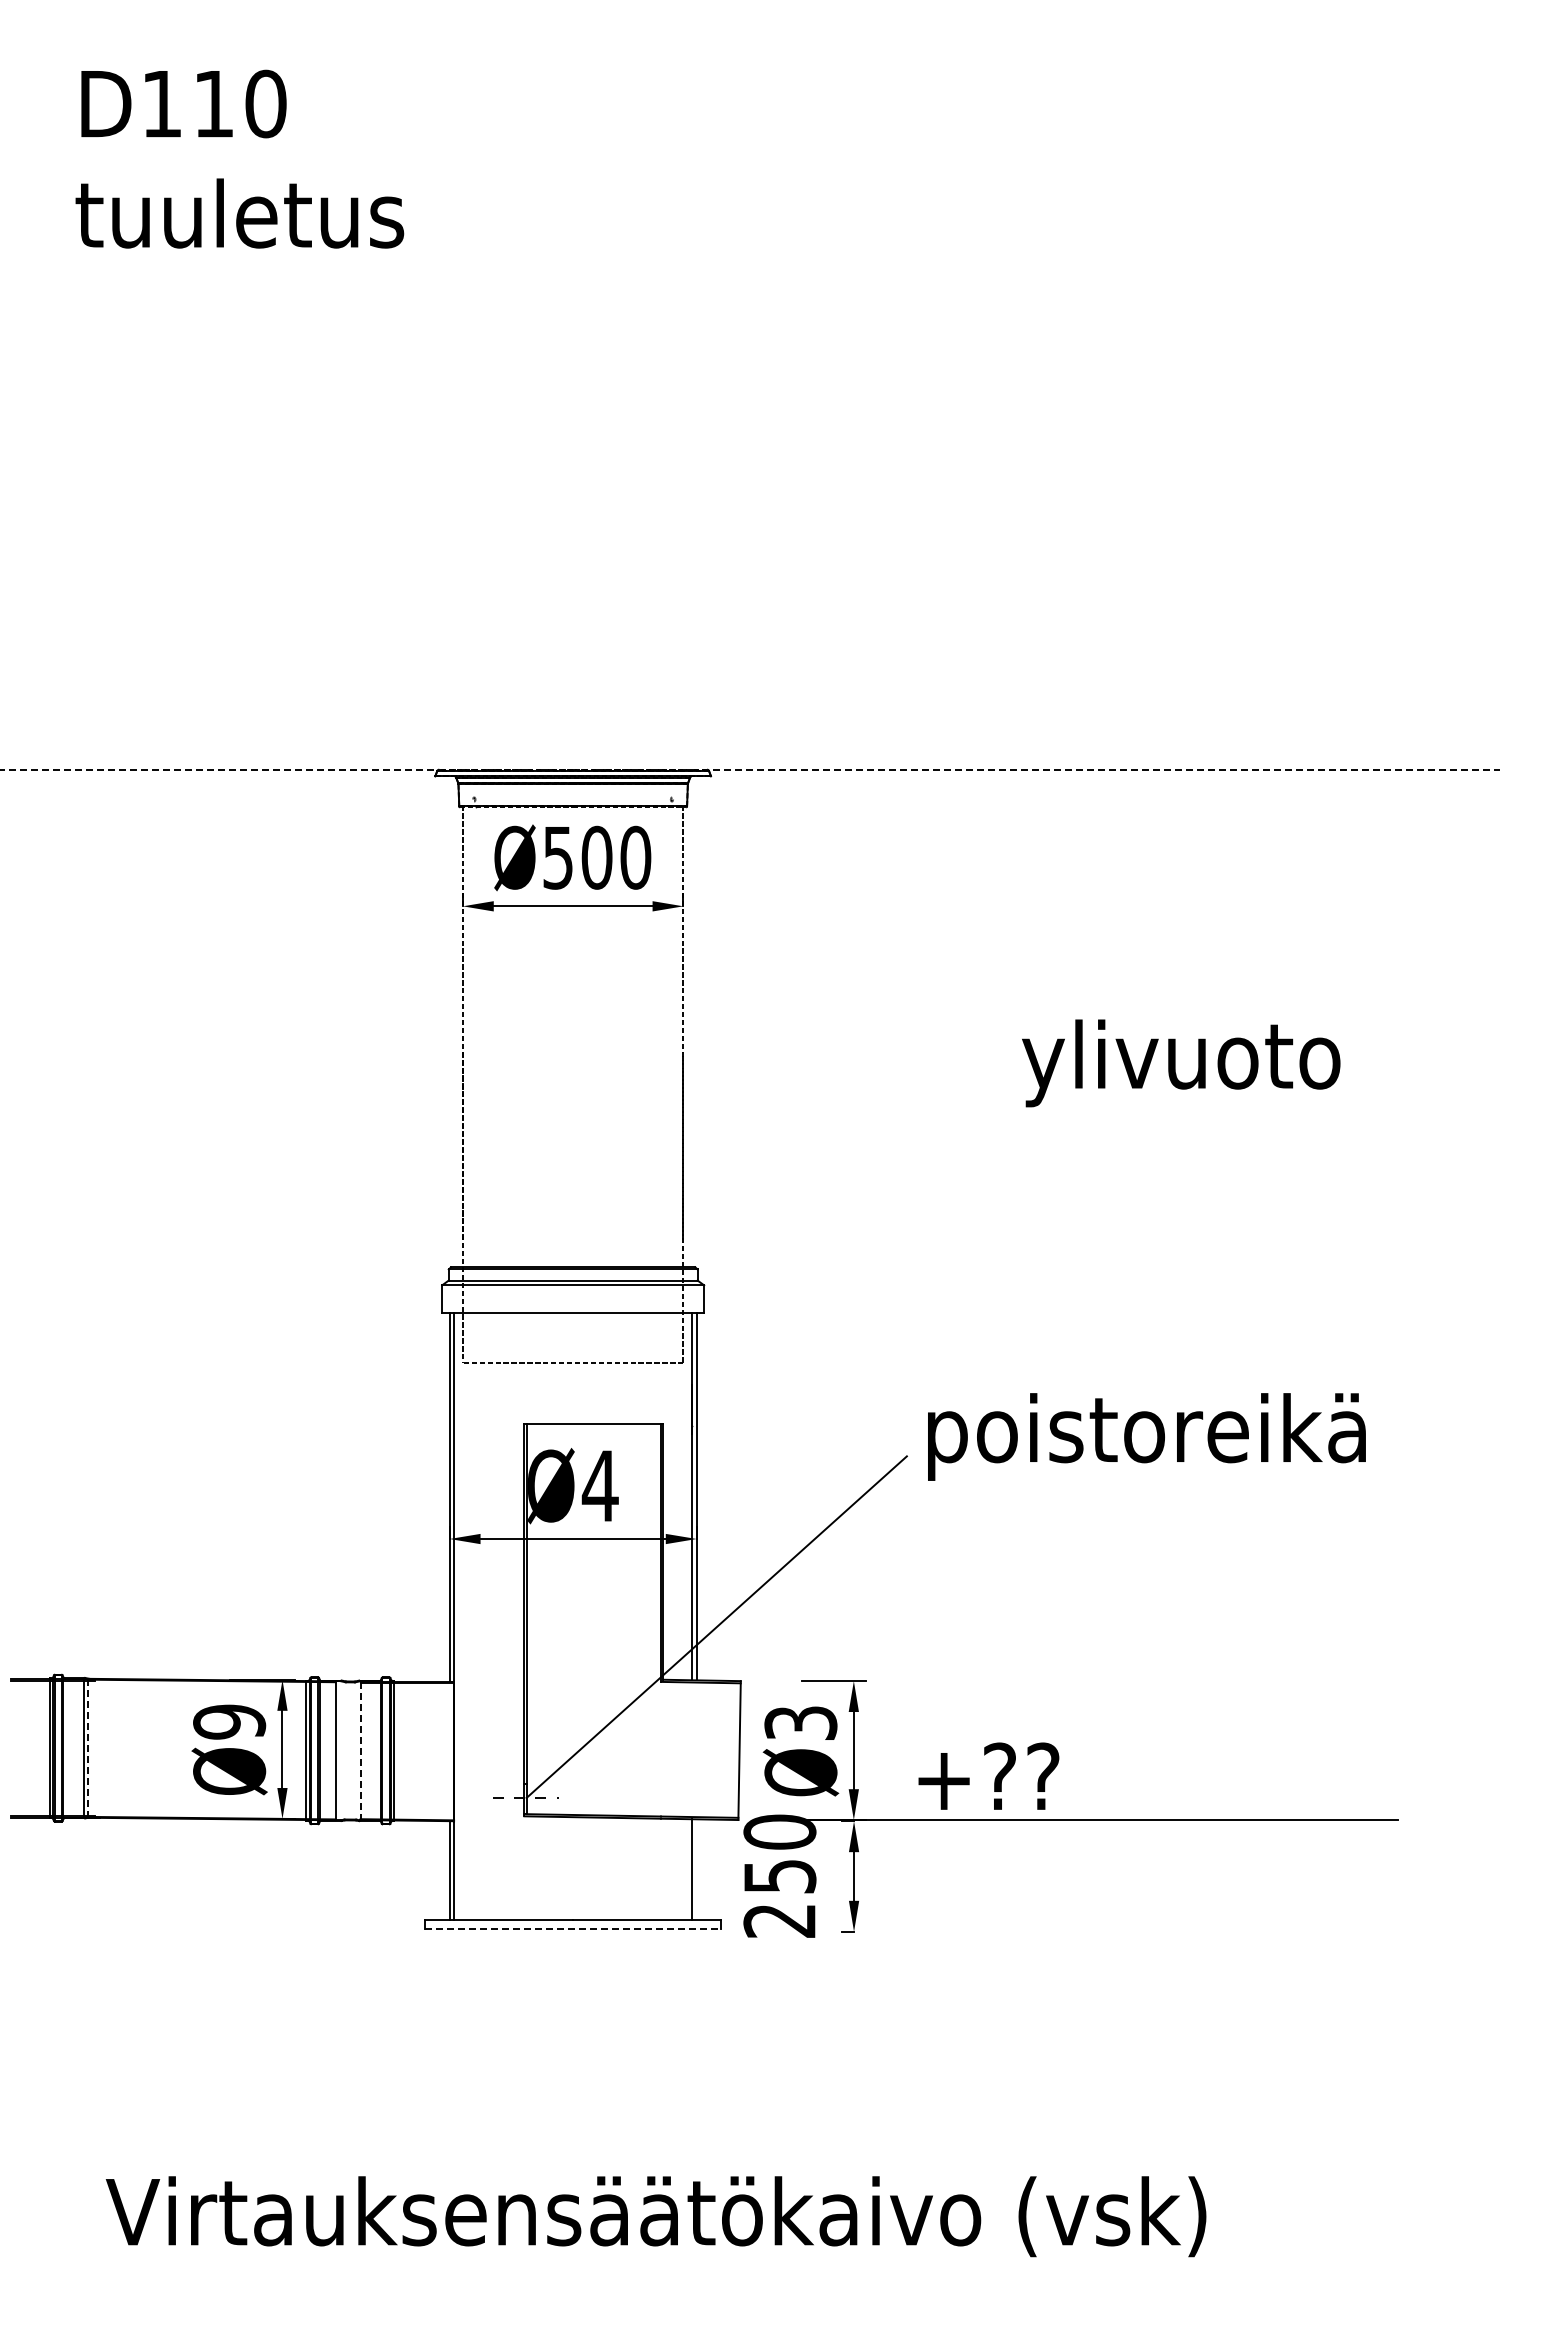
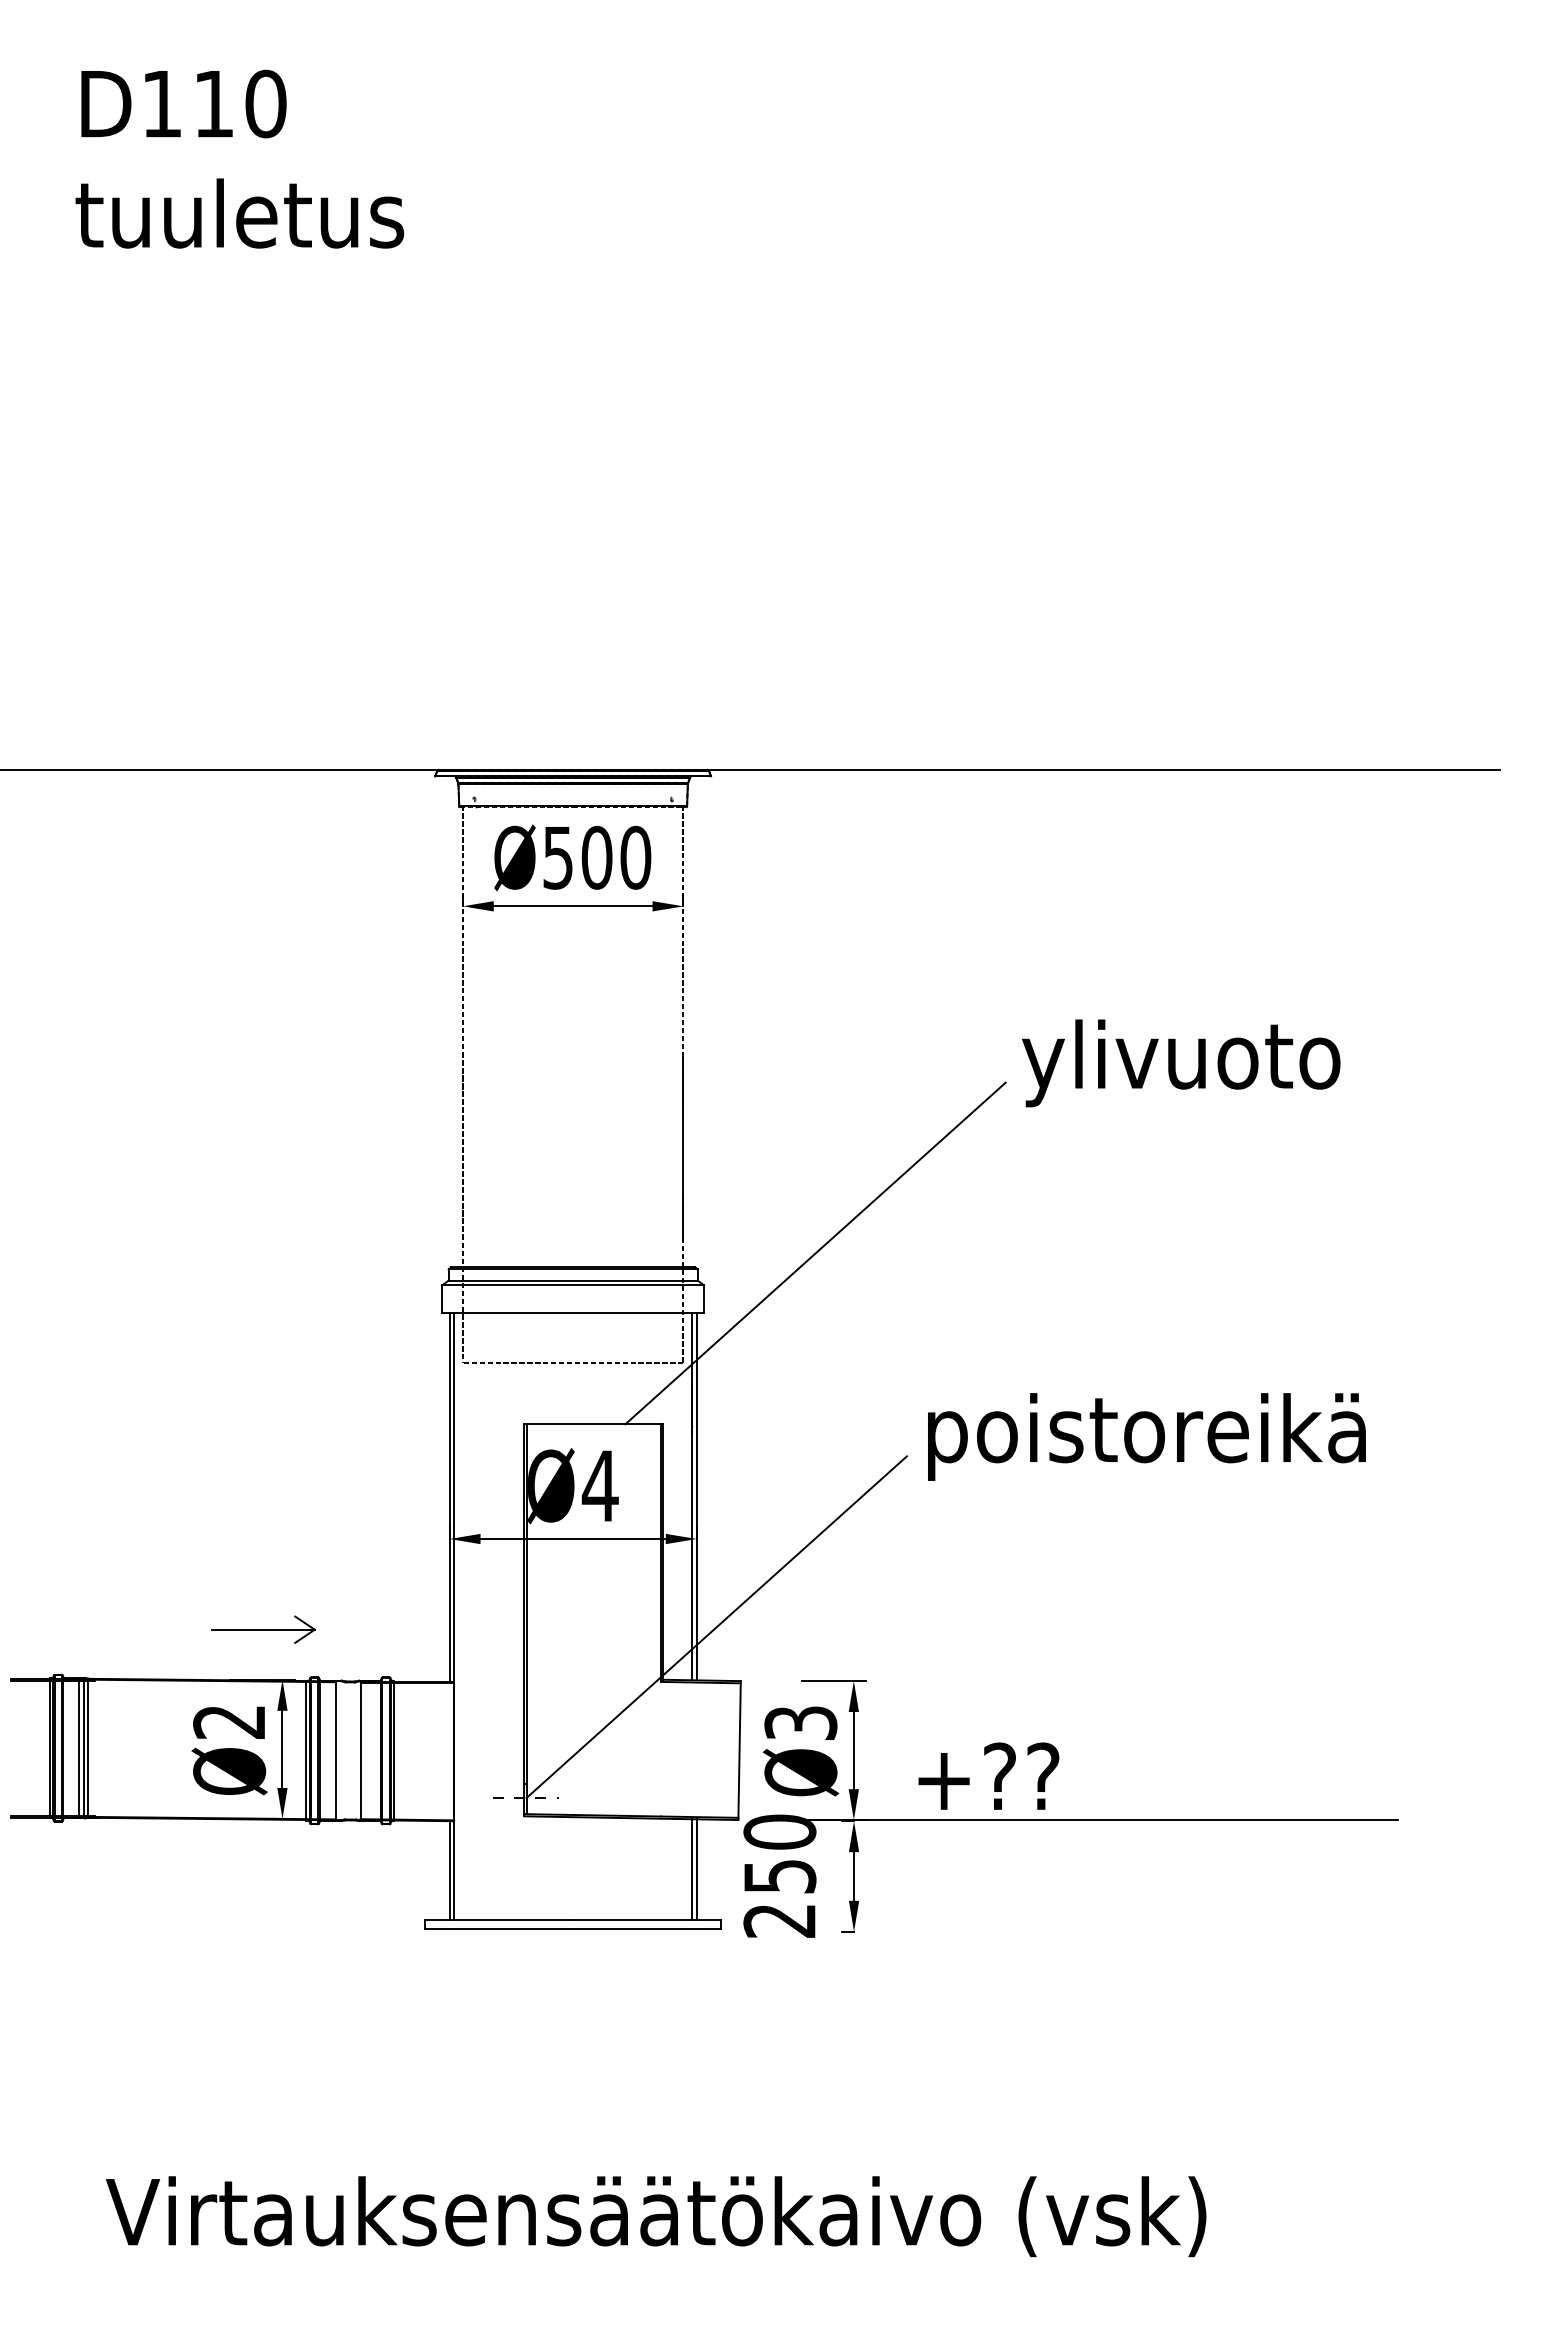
line: dashed -> solid (750, 769)
line: none -> present (815, 1253)
part: none -> present (263, 1629)
text: Ø9 -> Ø2 (229, 1721)
line: none -> present (79, 1747)
line: dashed -> solid (88, 1748)
line: dashed -> solid (360, 1751)
line: none -> present (696, 1869)
line: dashed -> solid (573, 1929)
